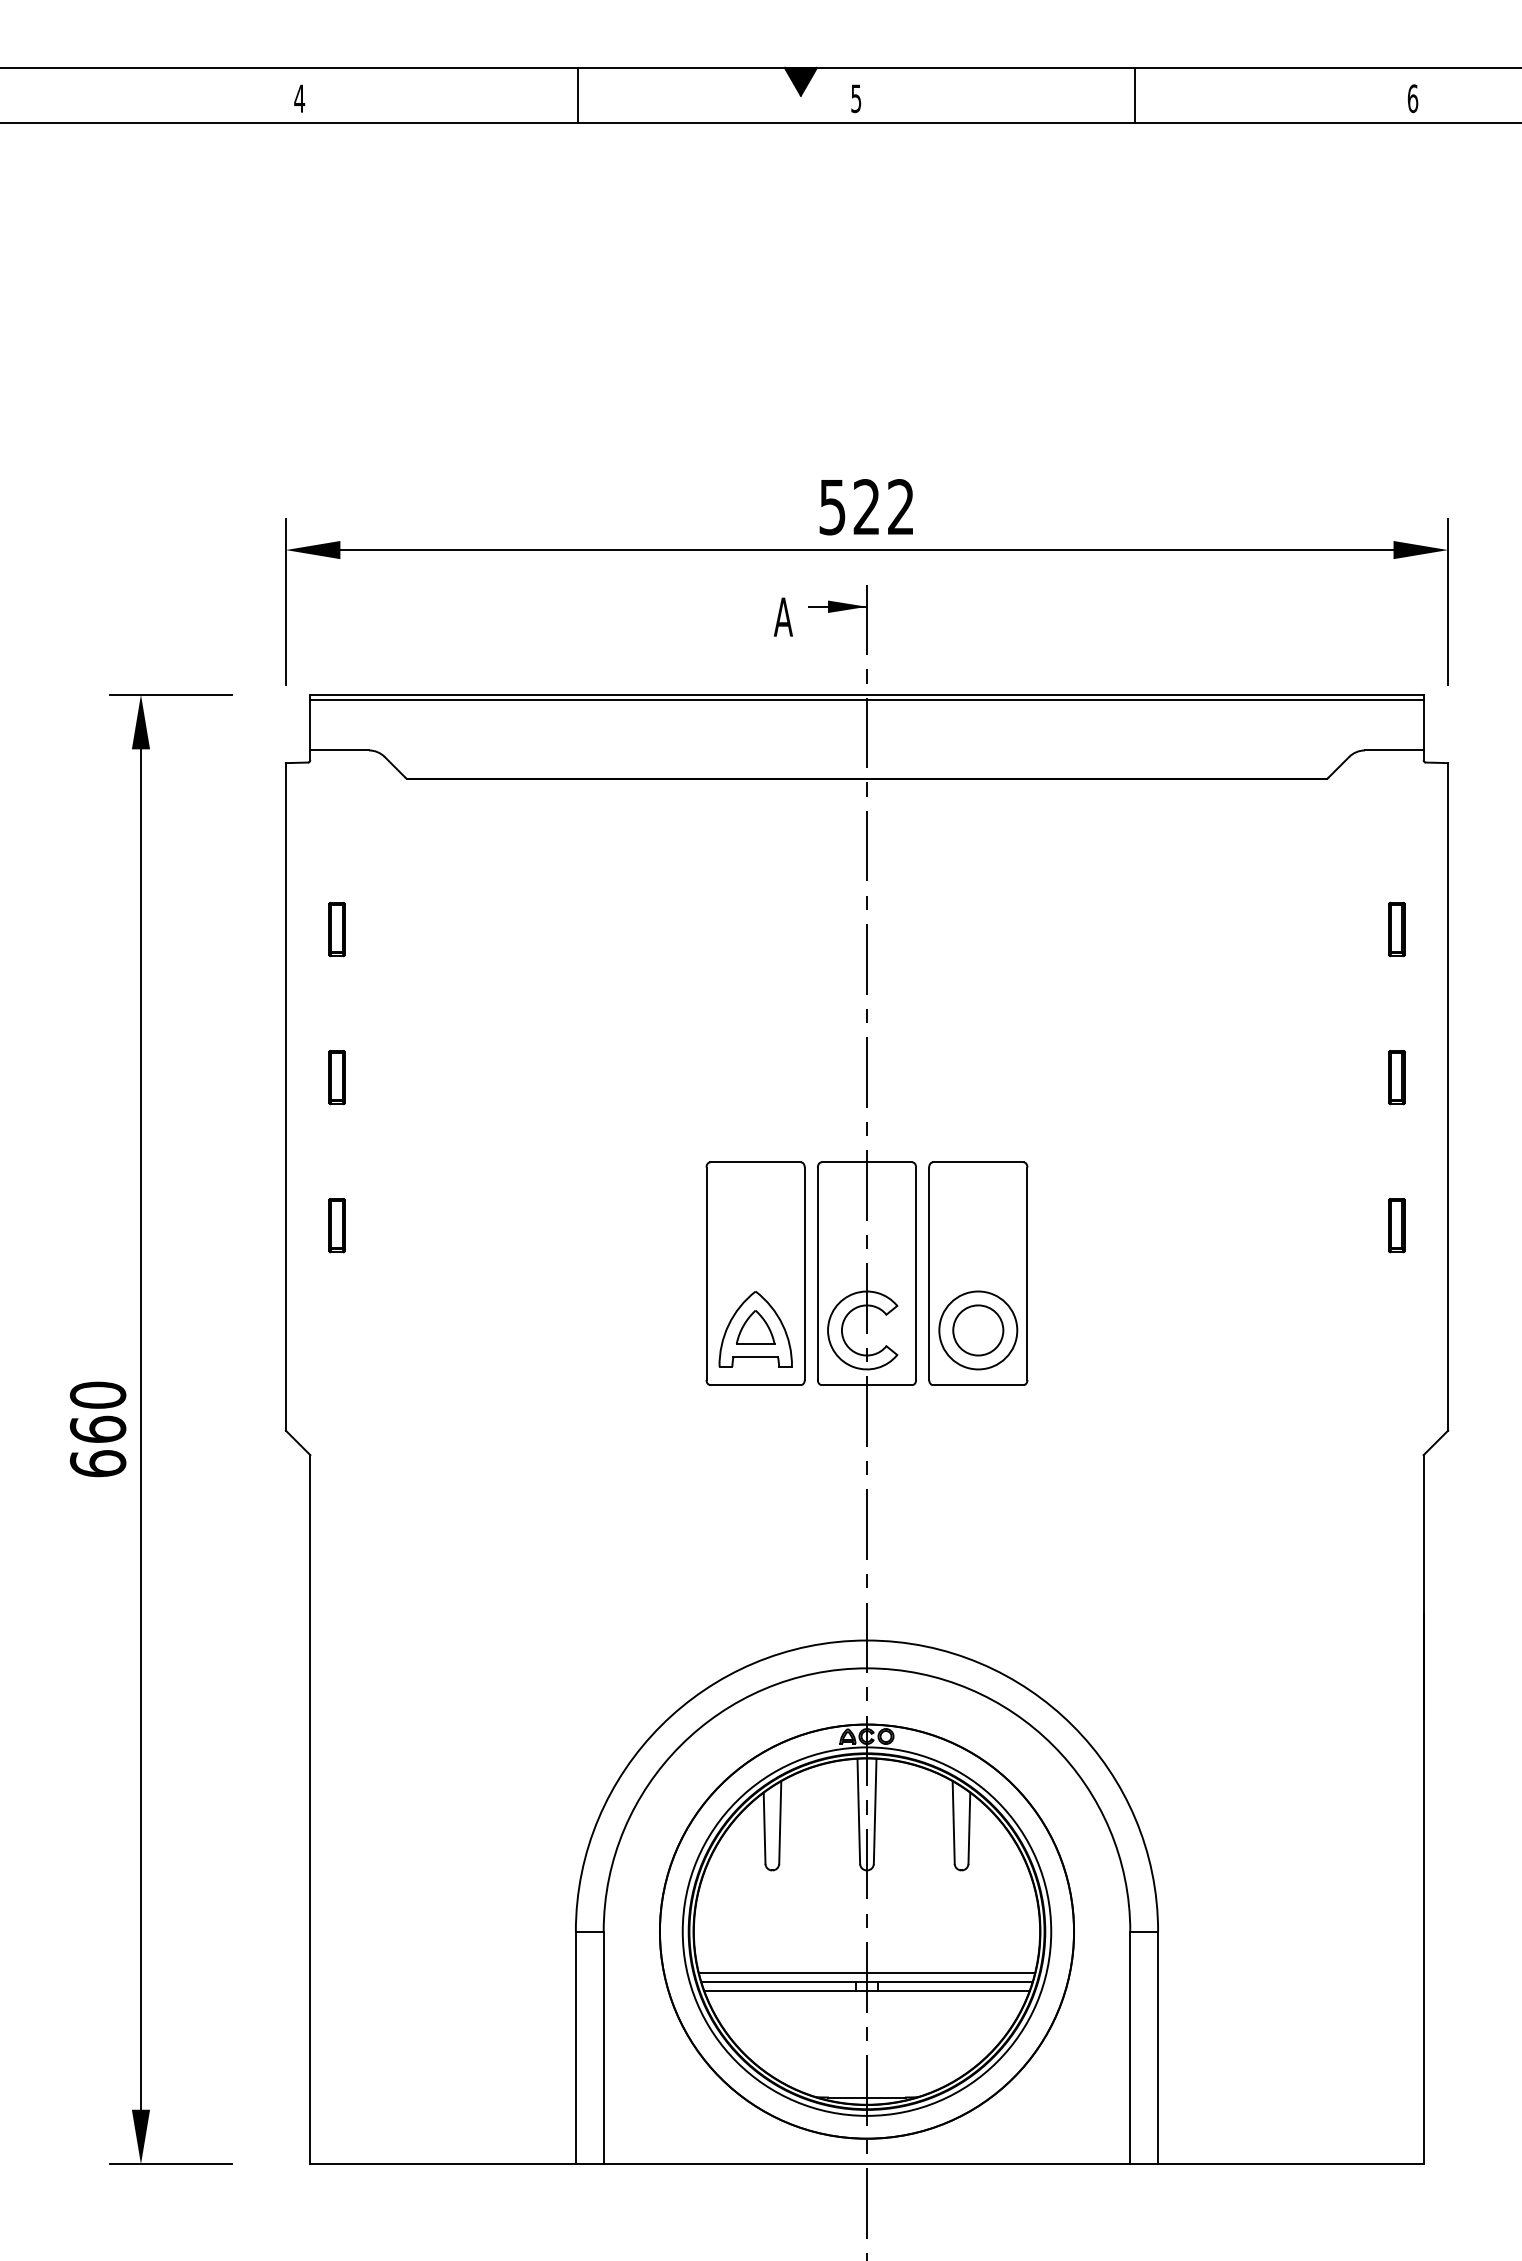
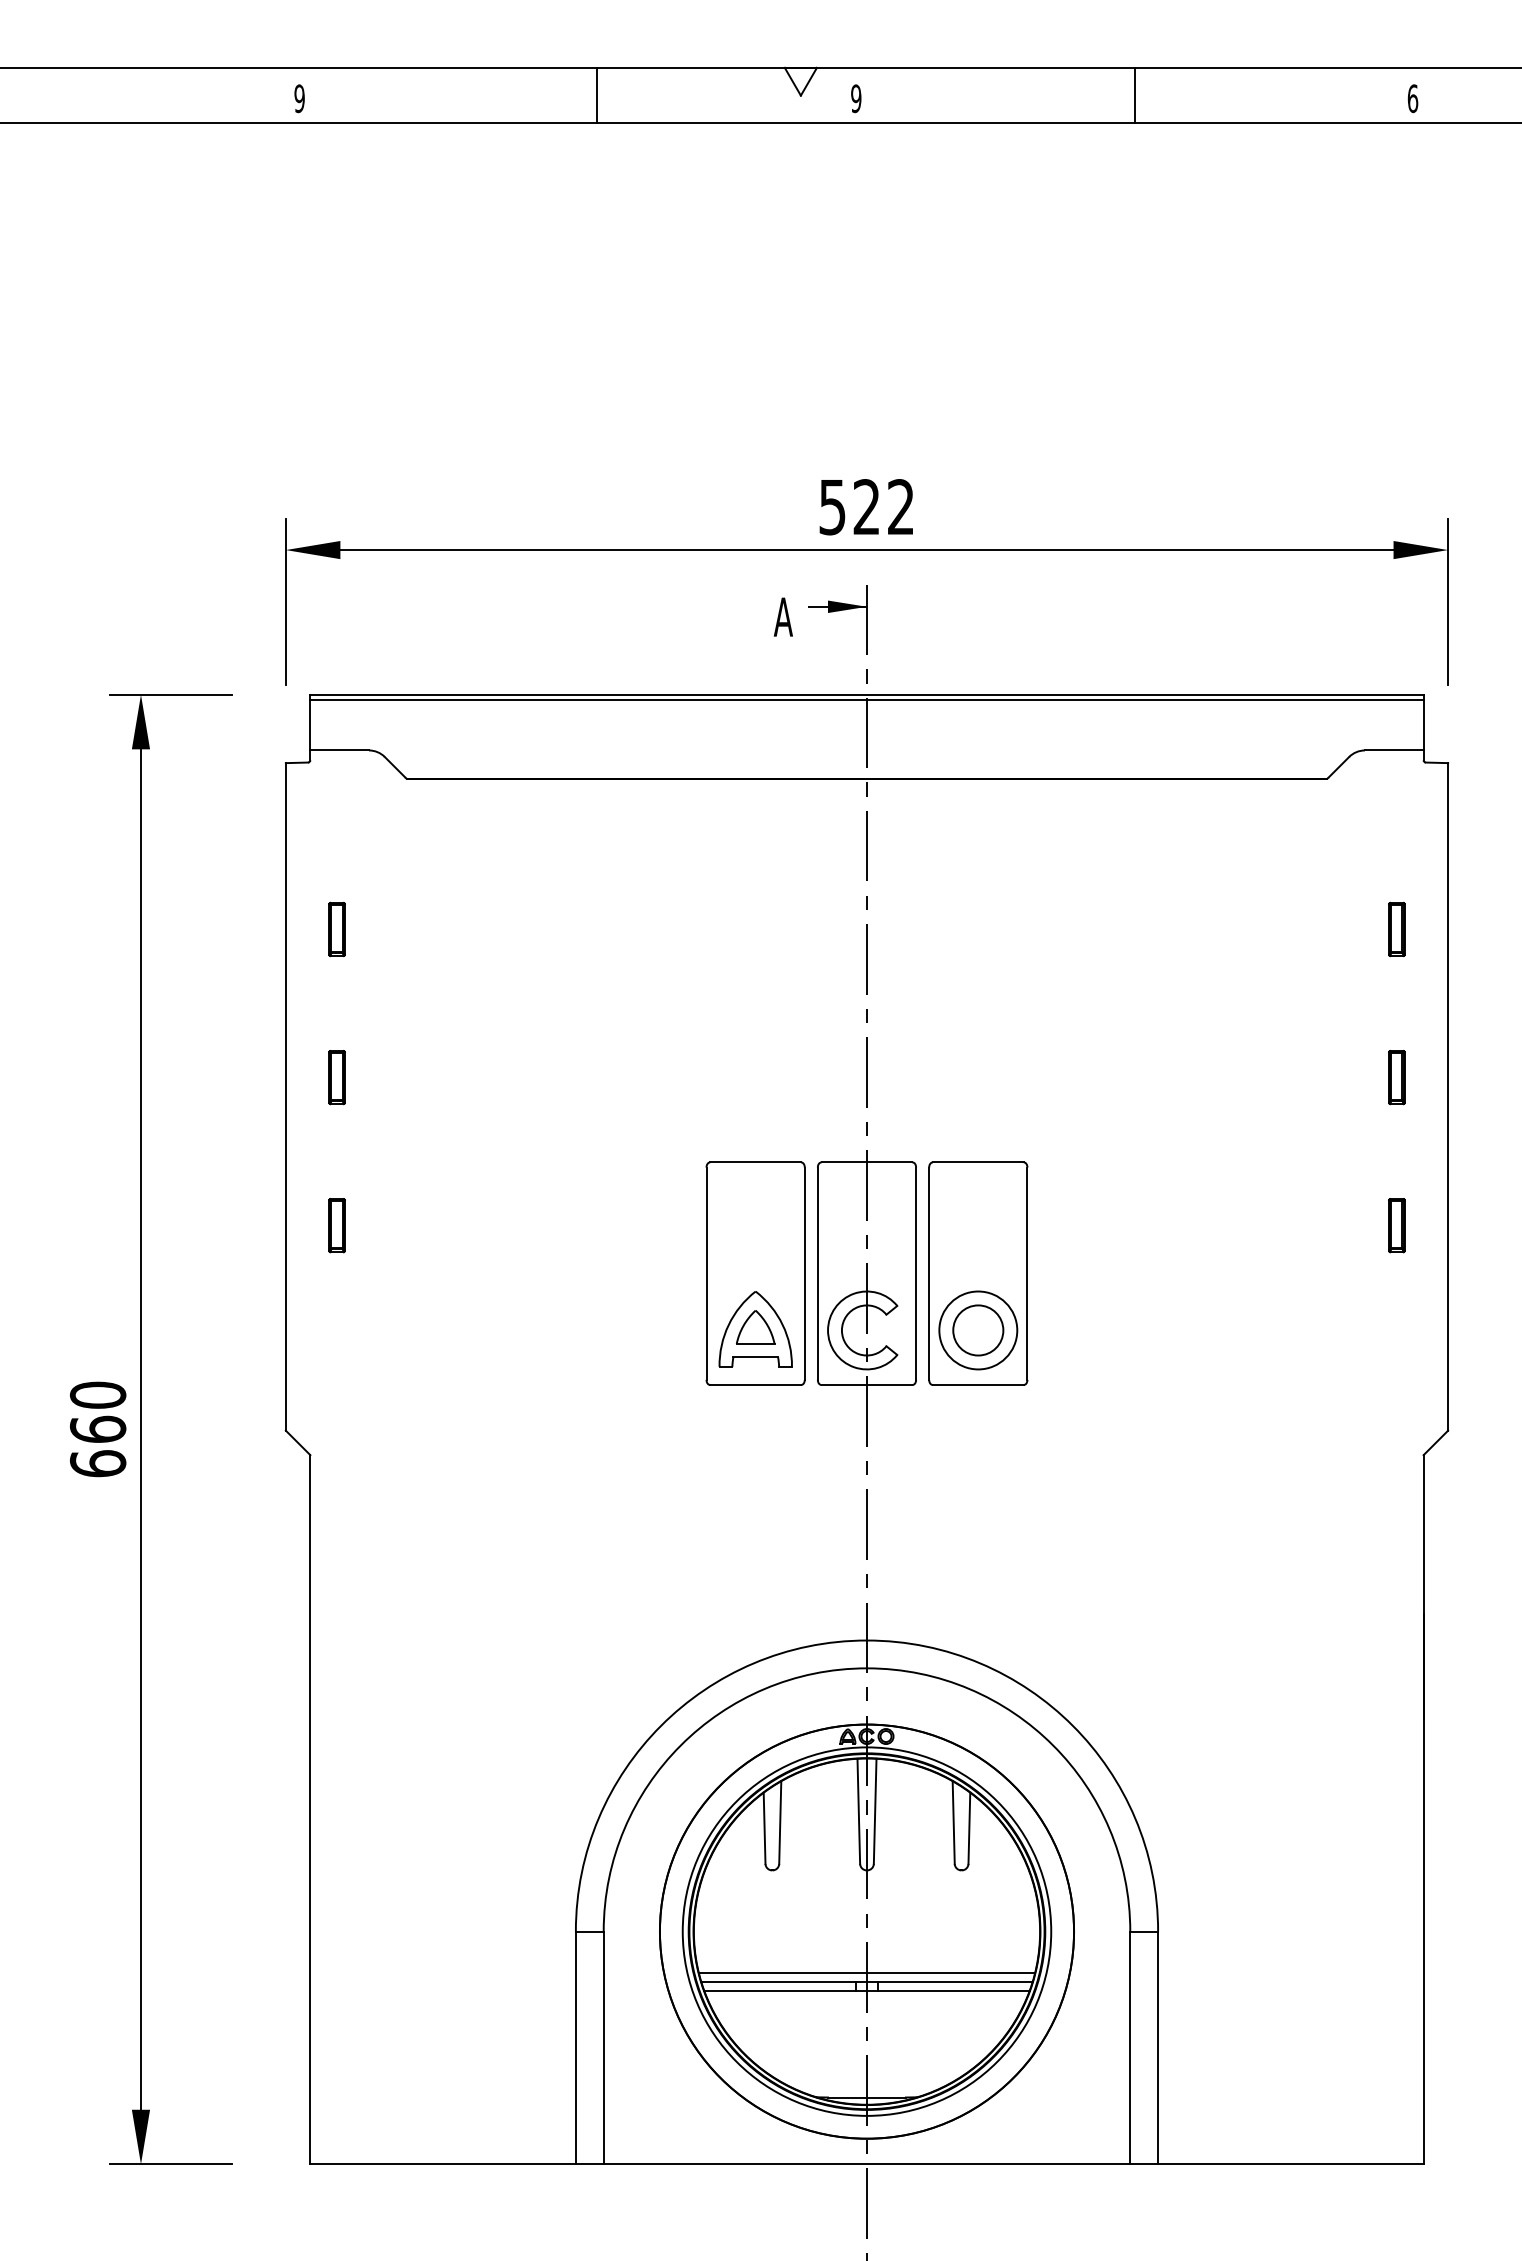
fill: present -> none (800, 81)
line position: (578, 95) -> (597, 95) (597, 95)
text: 4 -> 9 (299, 98)
text: 5 -> 9 (856, 98)
